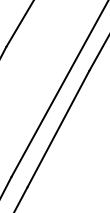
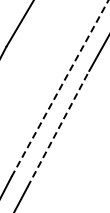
line: solid -> dashed (60, 88)
line: solid -> dashed (58, 128)
